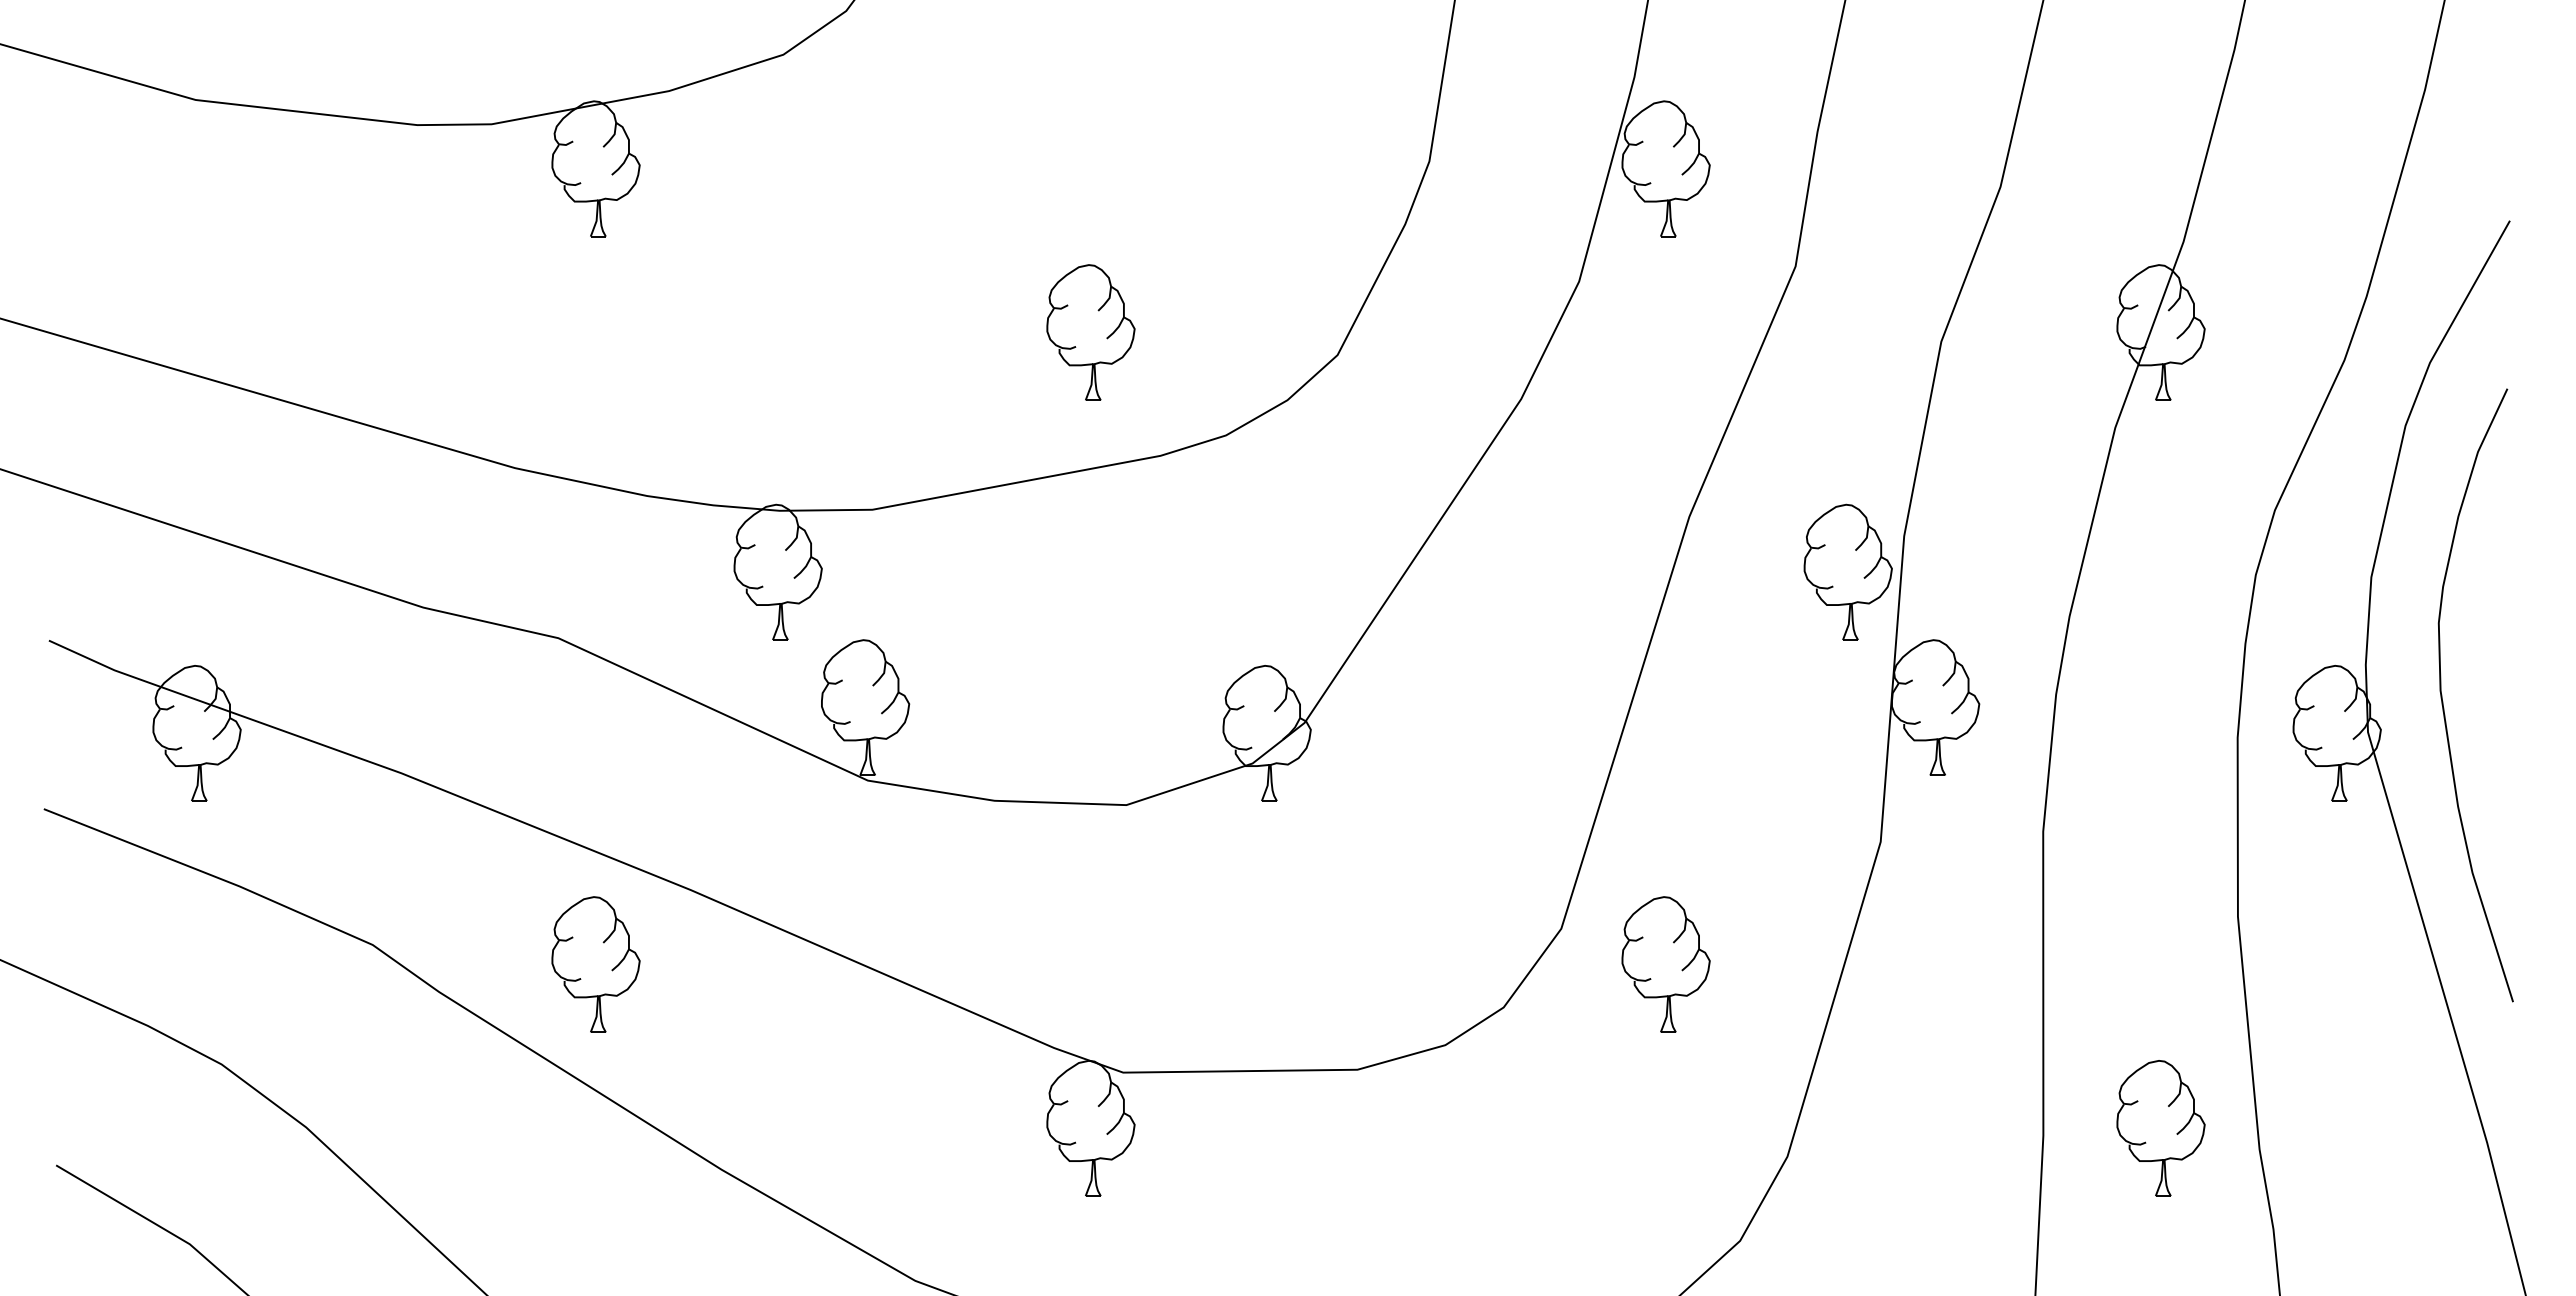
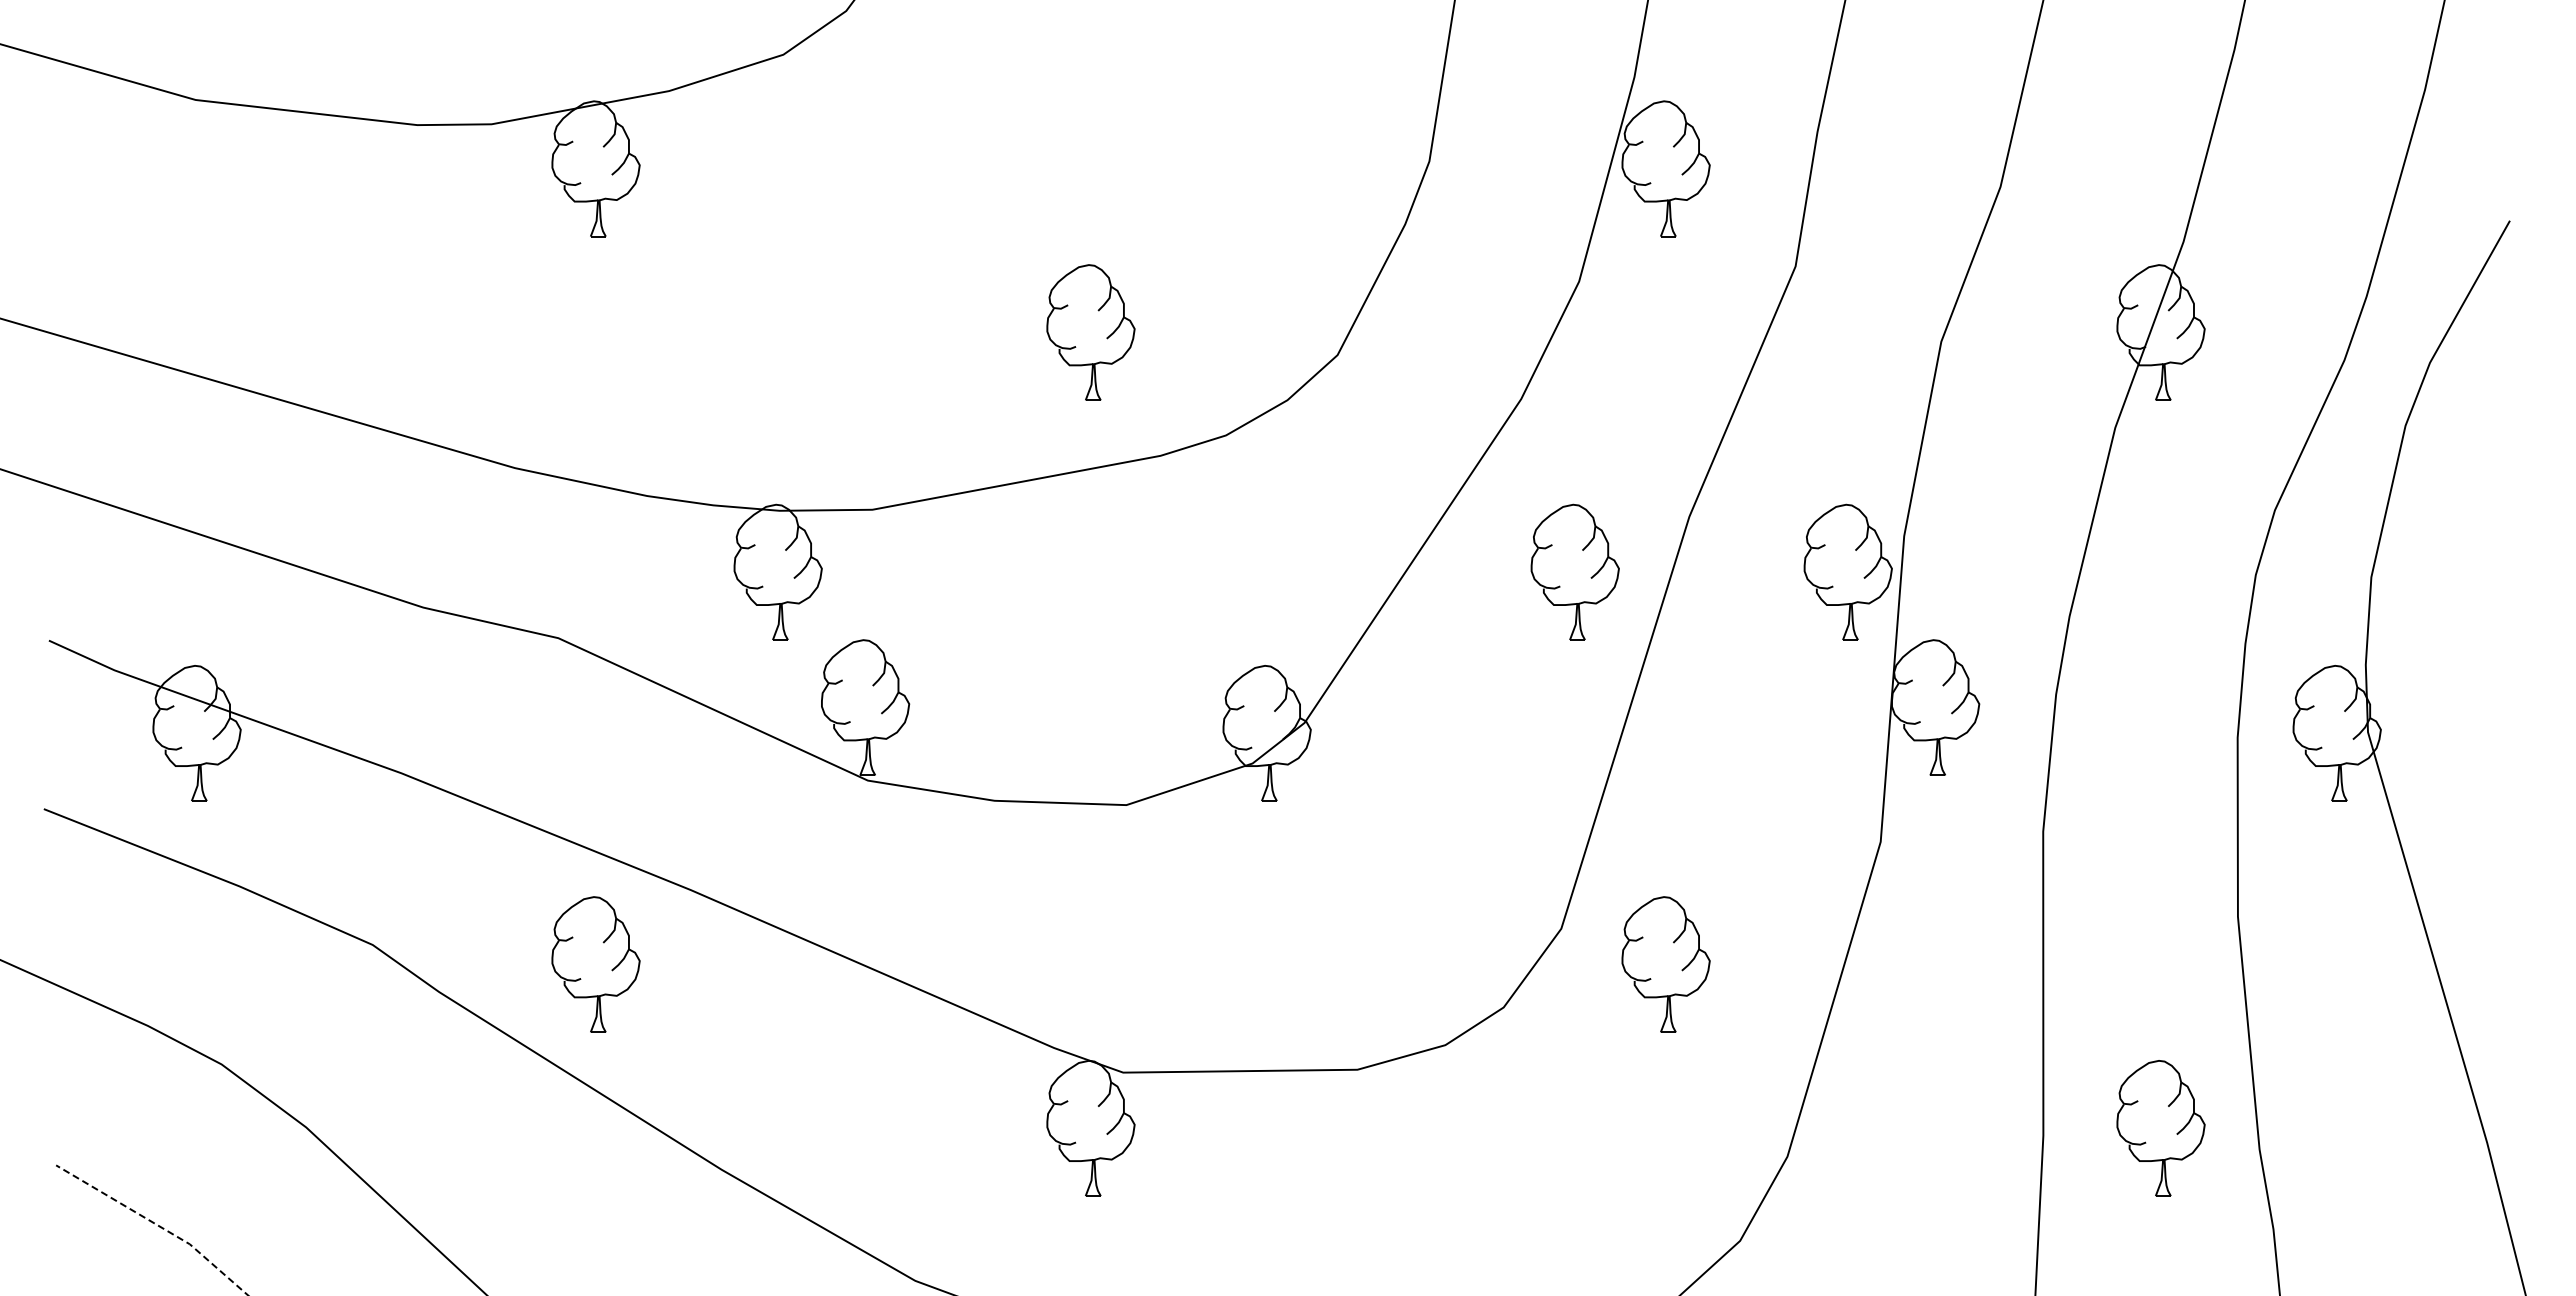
part: none -> present (1574, 571)
curve: present -> none (2443, 701)
line: solid -> dashed (156, 1224)
